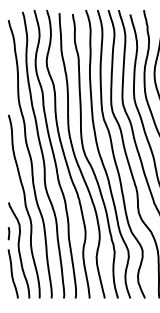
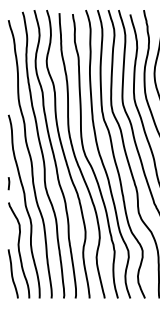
curve position: (8, 233) -> (8, 183) (8, 183)
